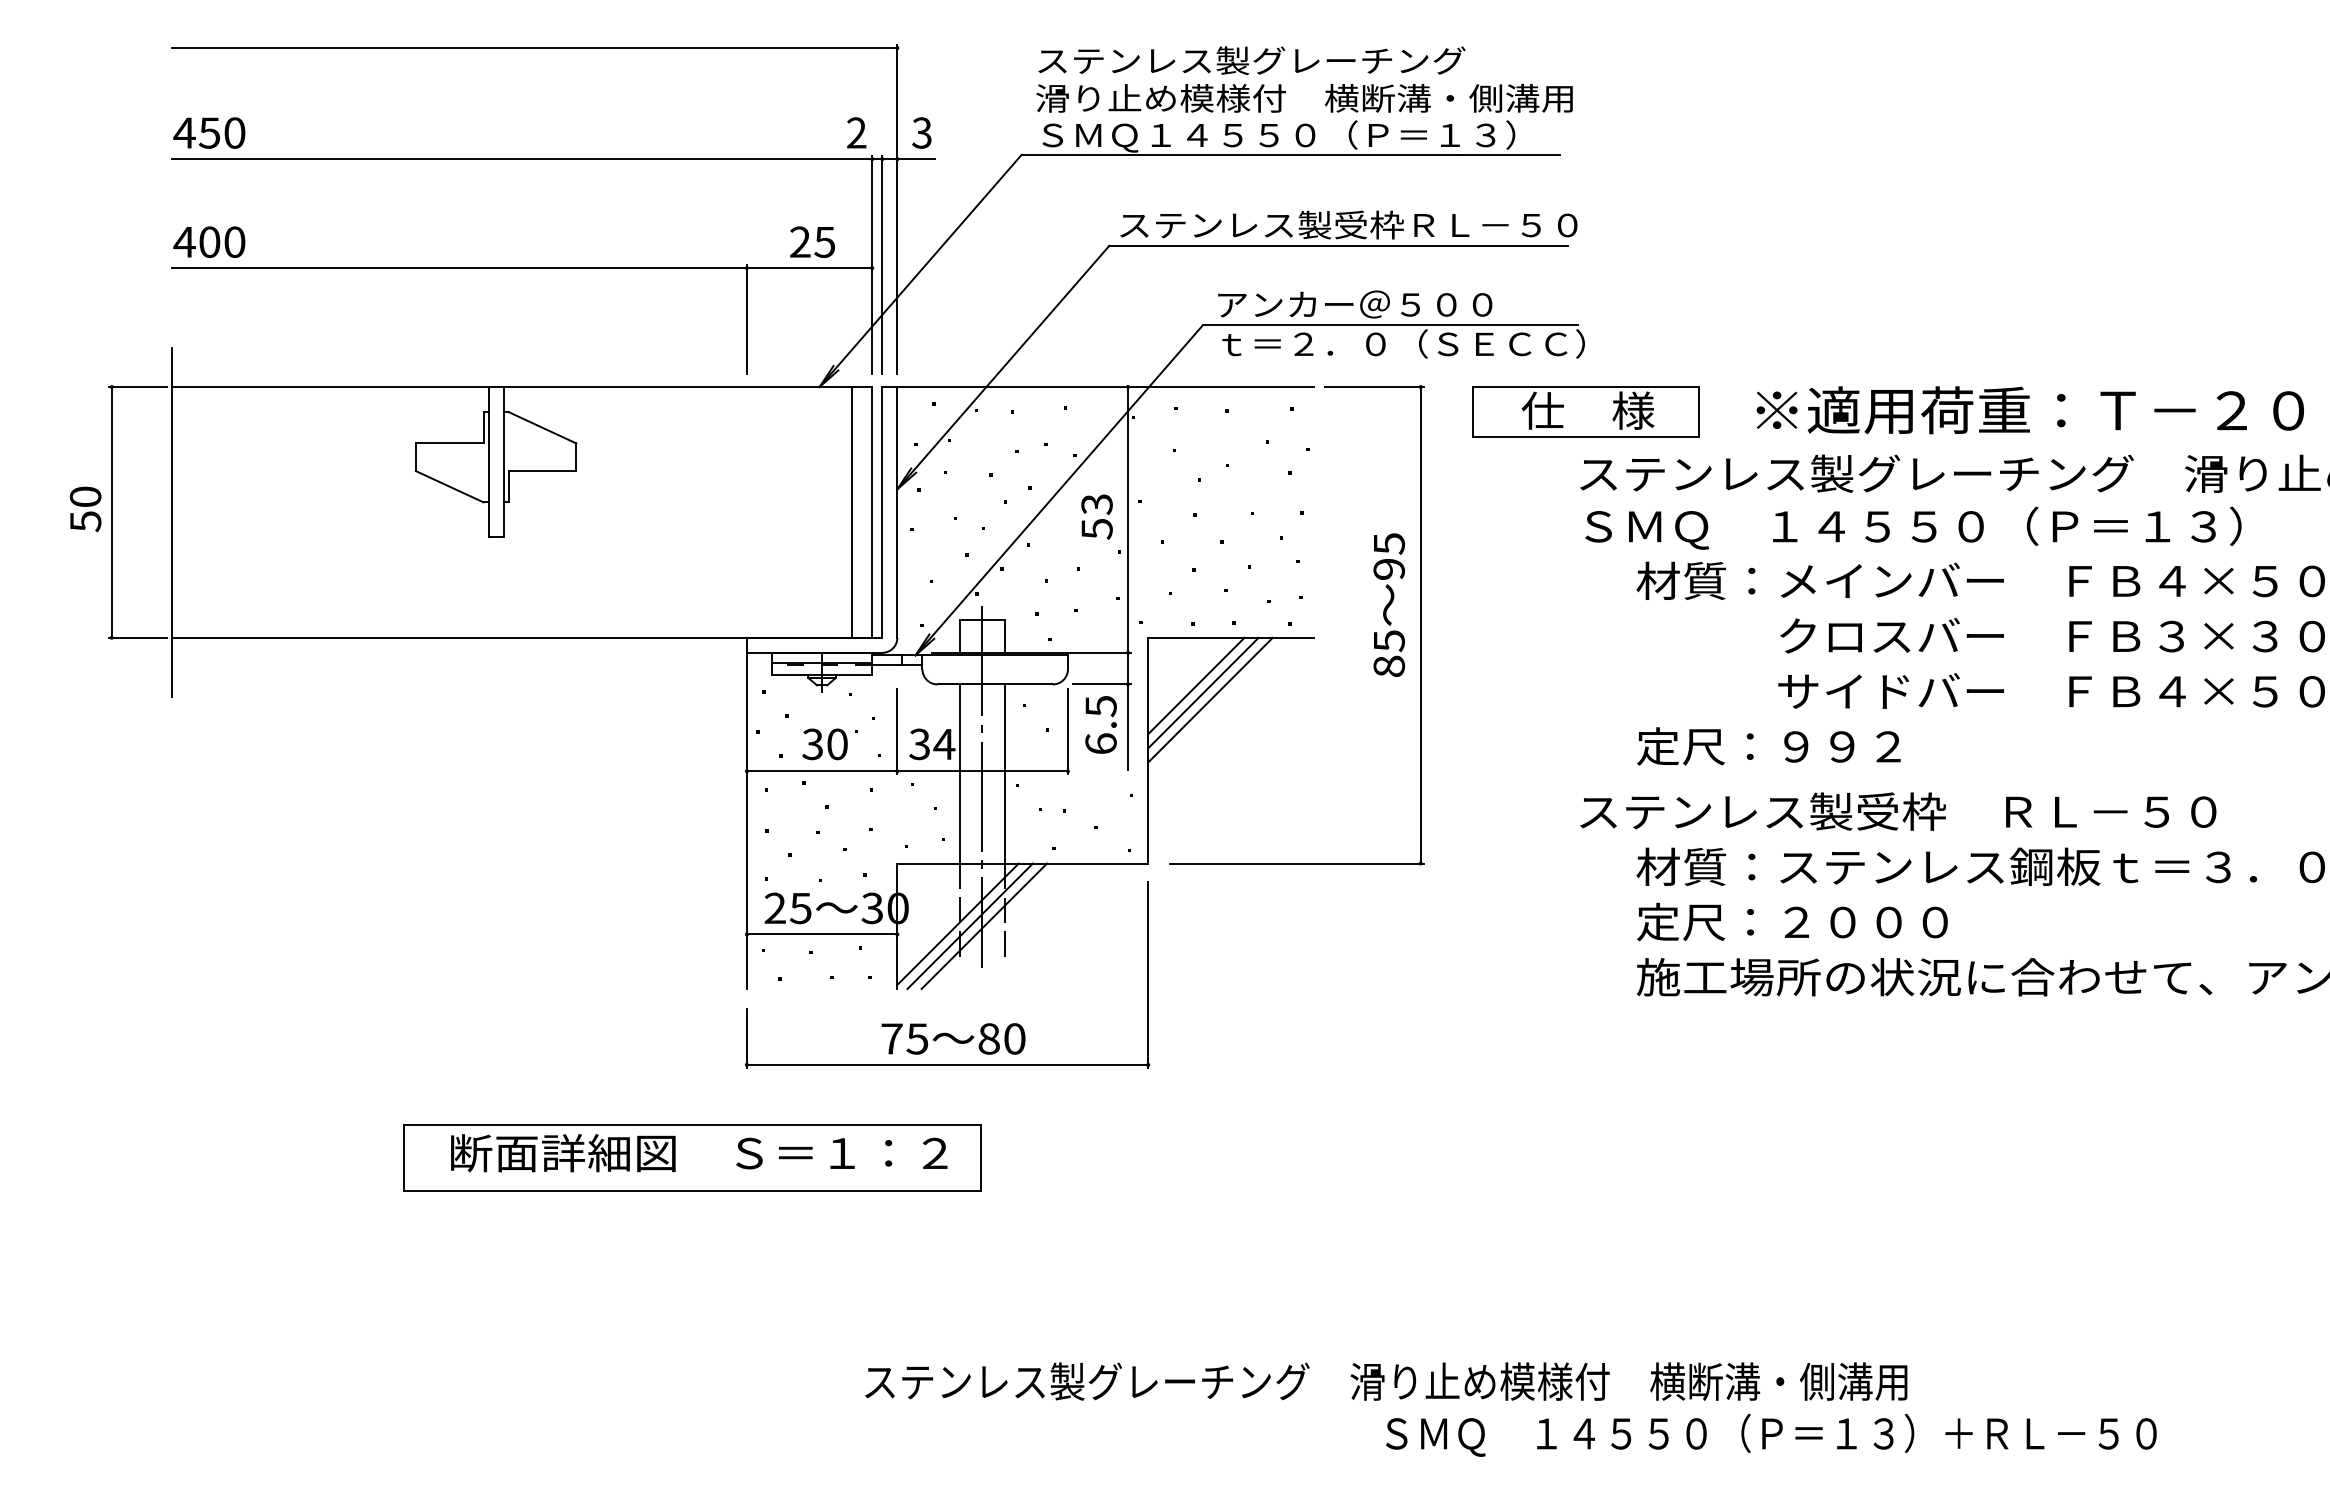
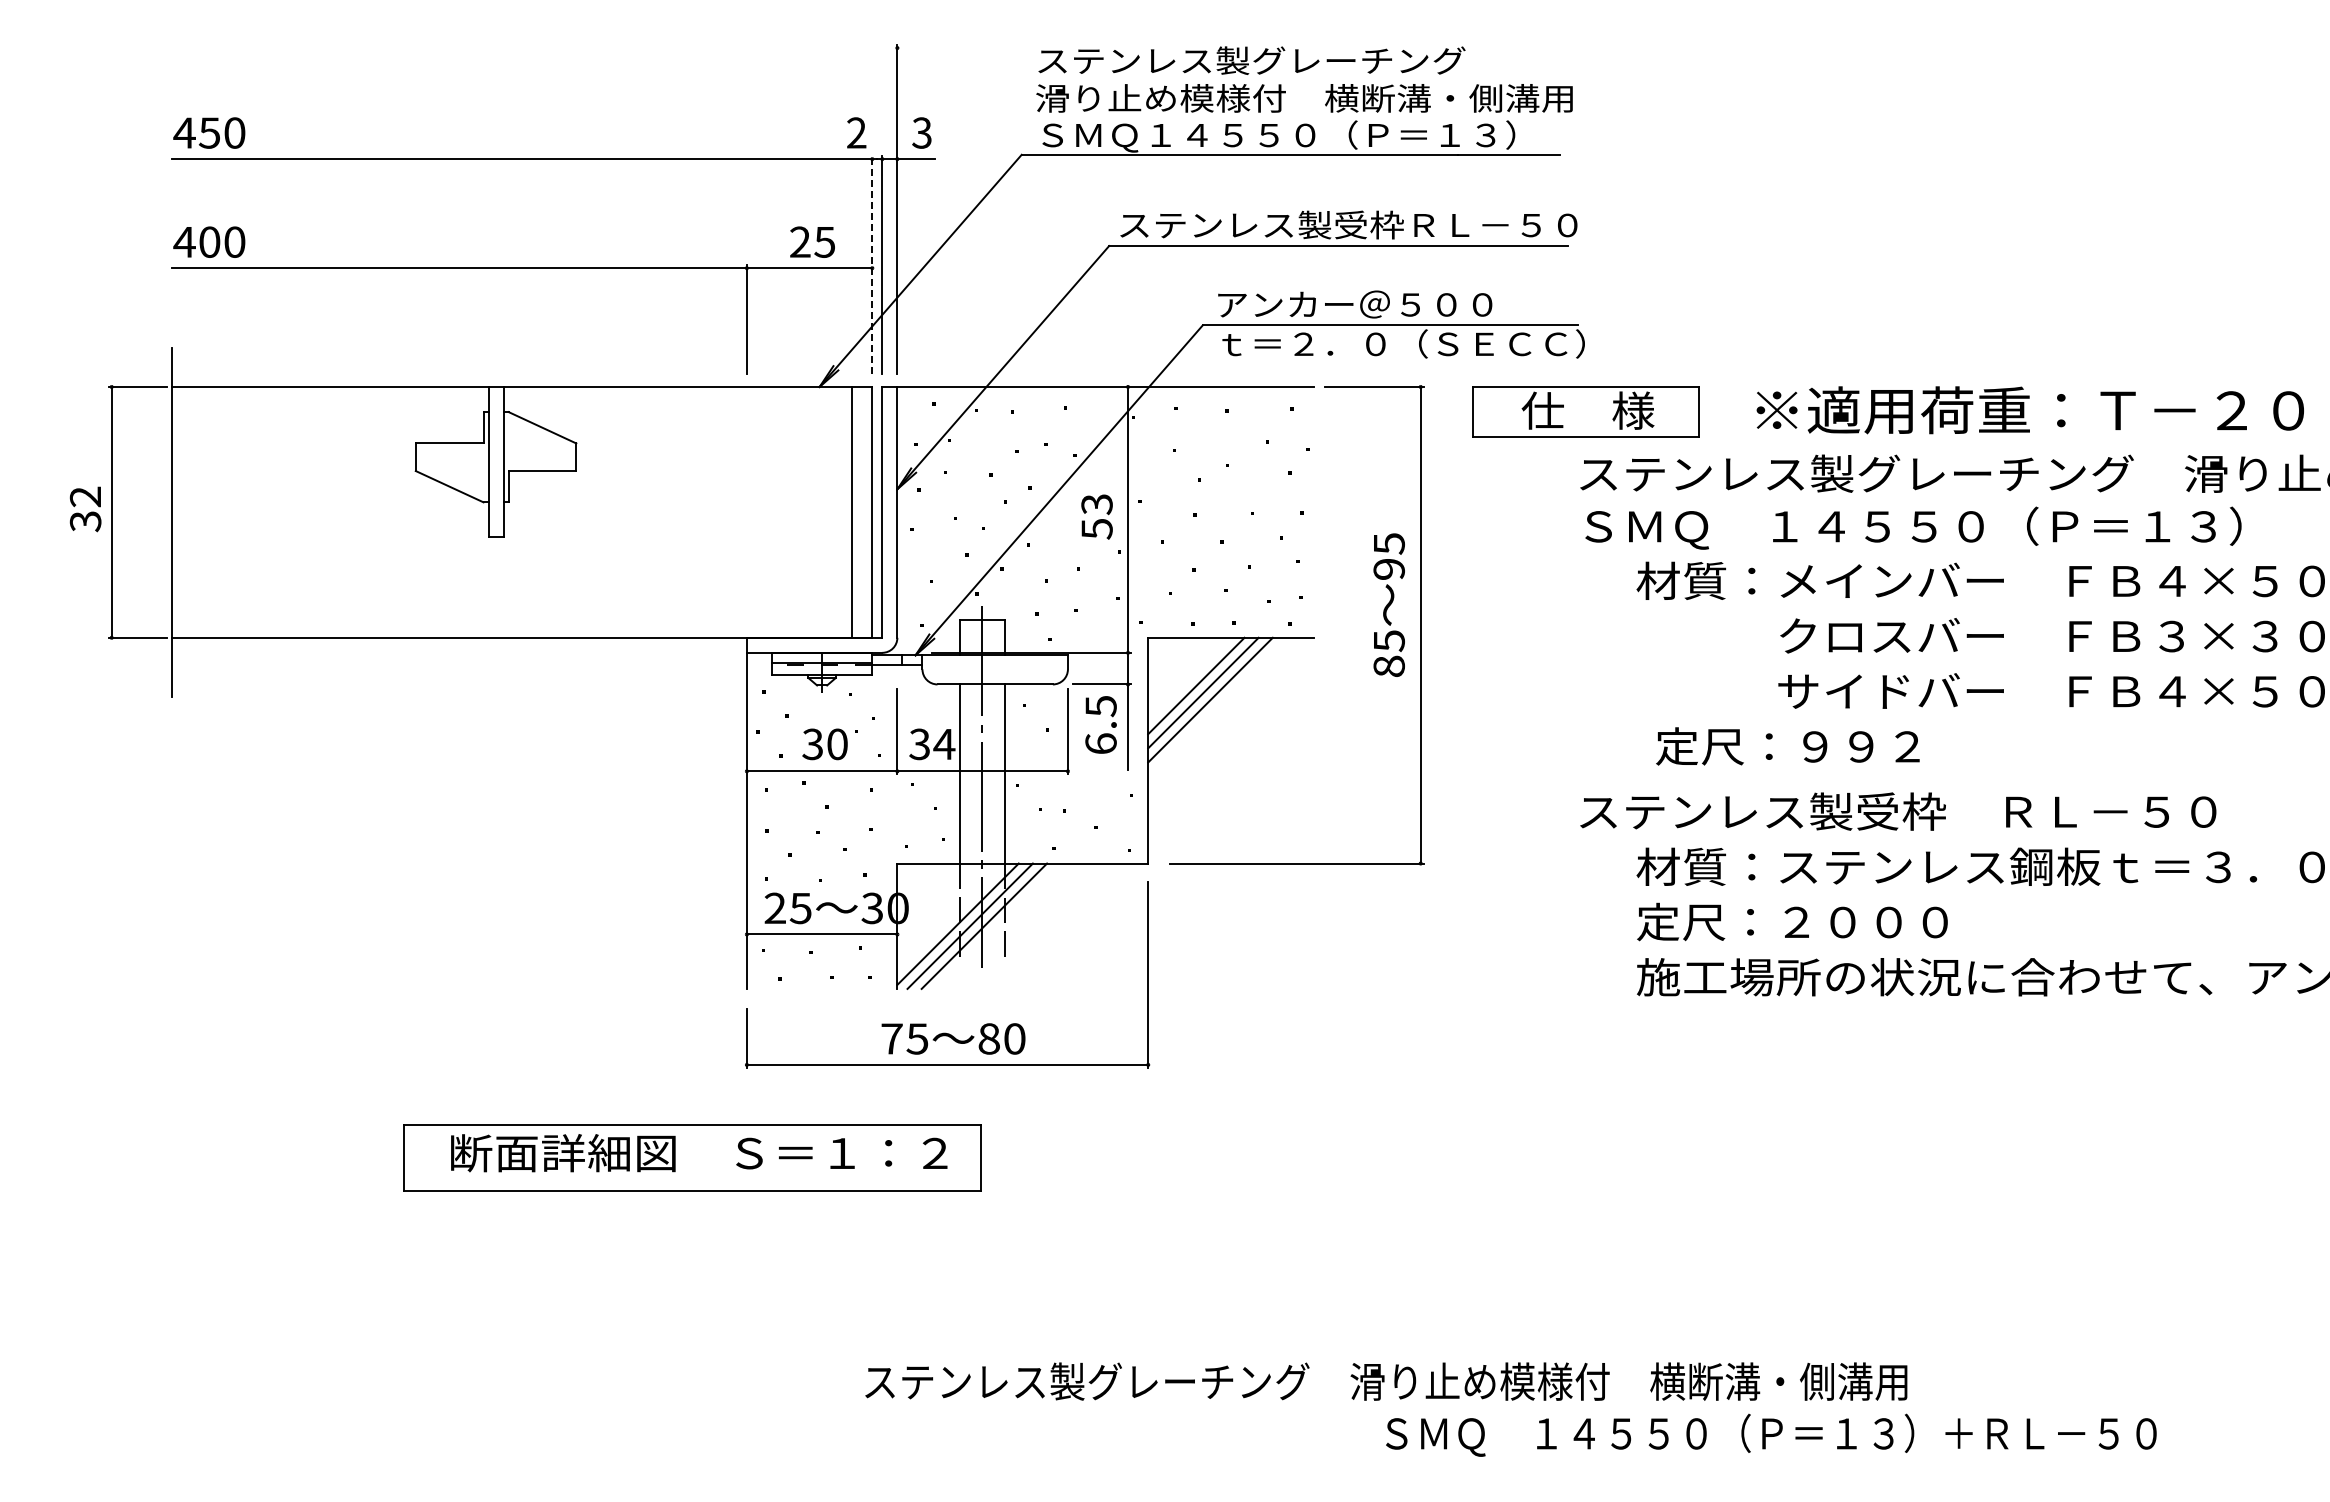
line: present -> none (534, 48)
line: solid -> dashed (872, 265)
text: 50 -> 32 (85, 509)
text position: (1768, 746) -> (1787, 746) (1787, 746)
